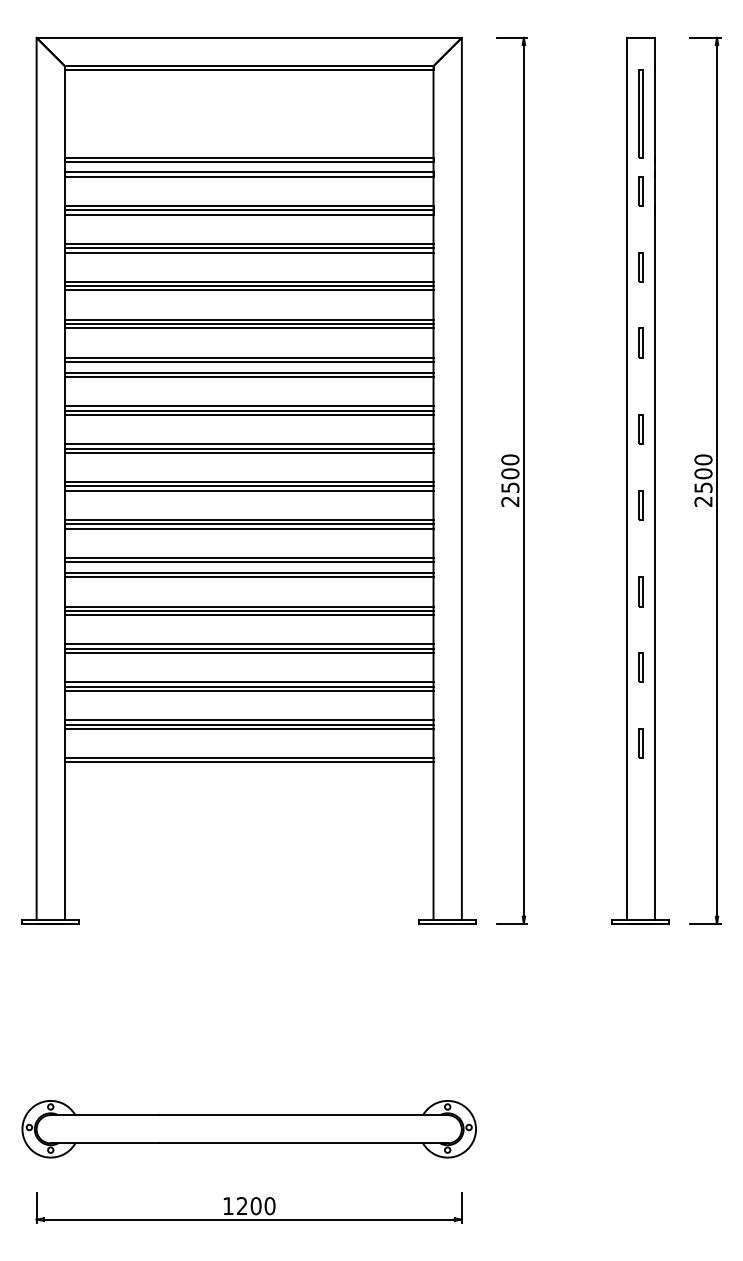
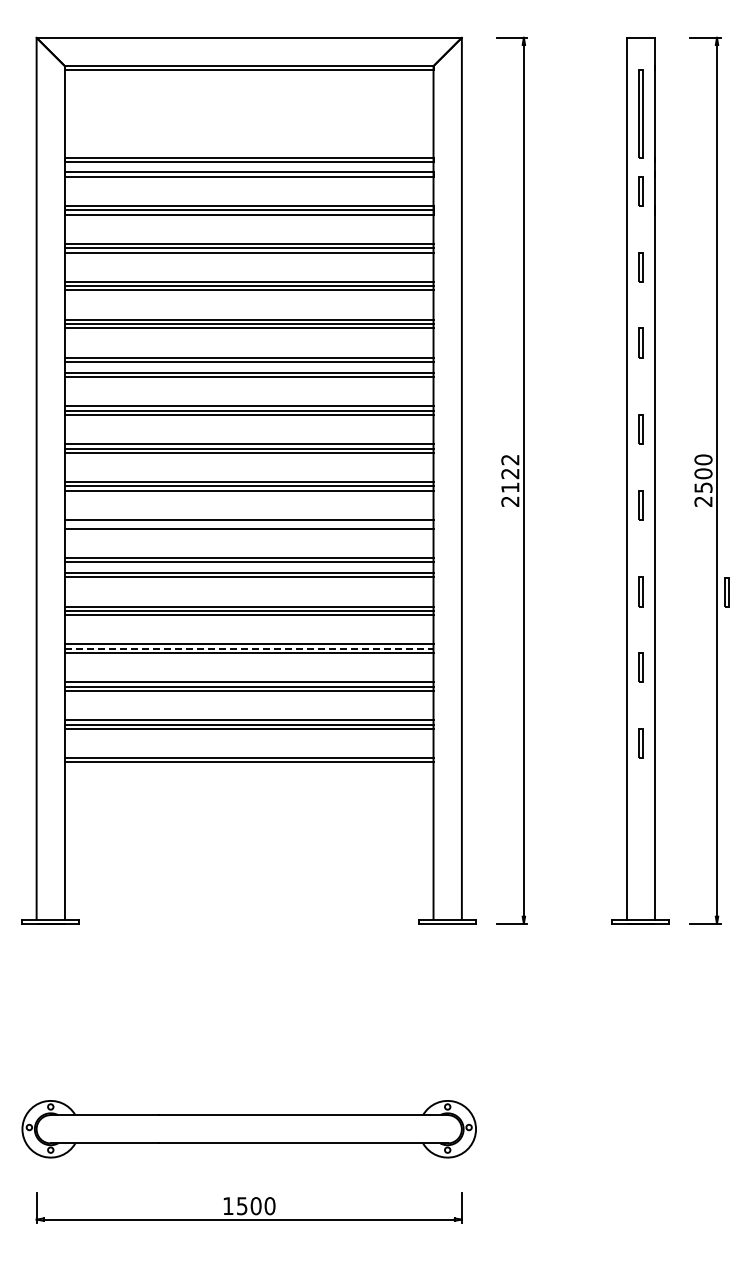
text: 2500 -> 2122 (510, 473)
line: present -> none (248, 524)
part: none -> present (726, 592)
line: solid -> dashed (249, 648)
text: 1200 -> 1500 (242, 1206)
